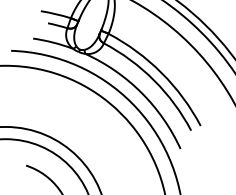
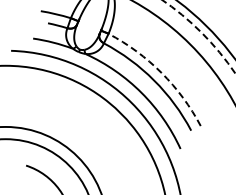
arc: solid -> dashed (202, 33)
arc: solid -> dashed (161, 72)
